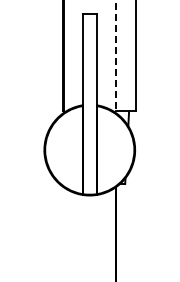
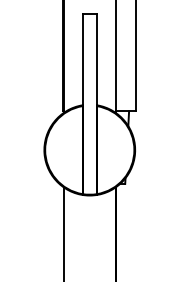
line: dashed -> solid (115, 57)
line: none -> present (63, 232)
